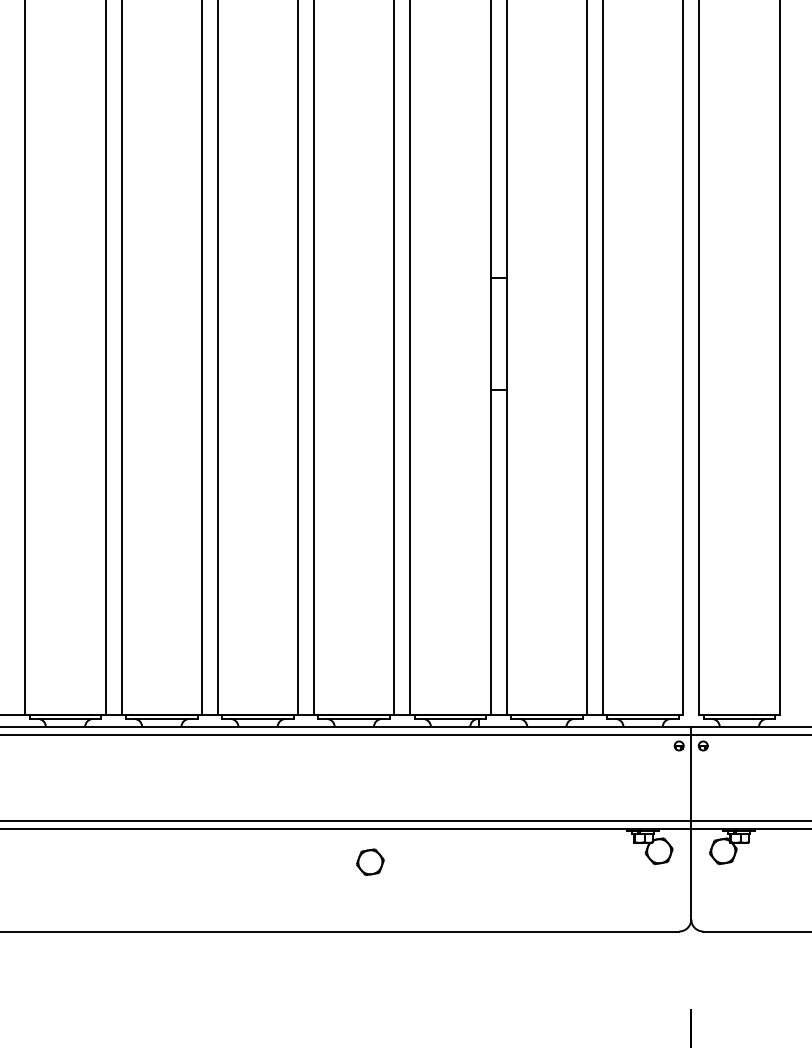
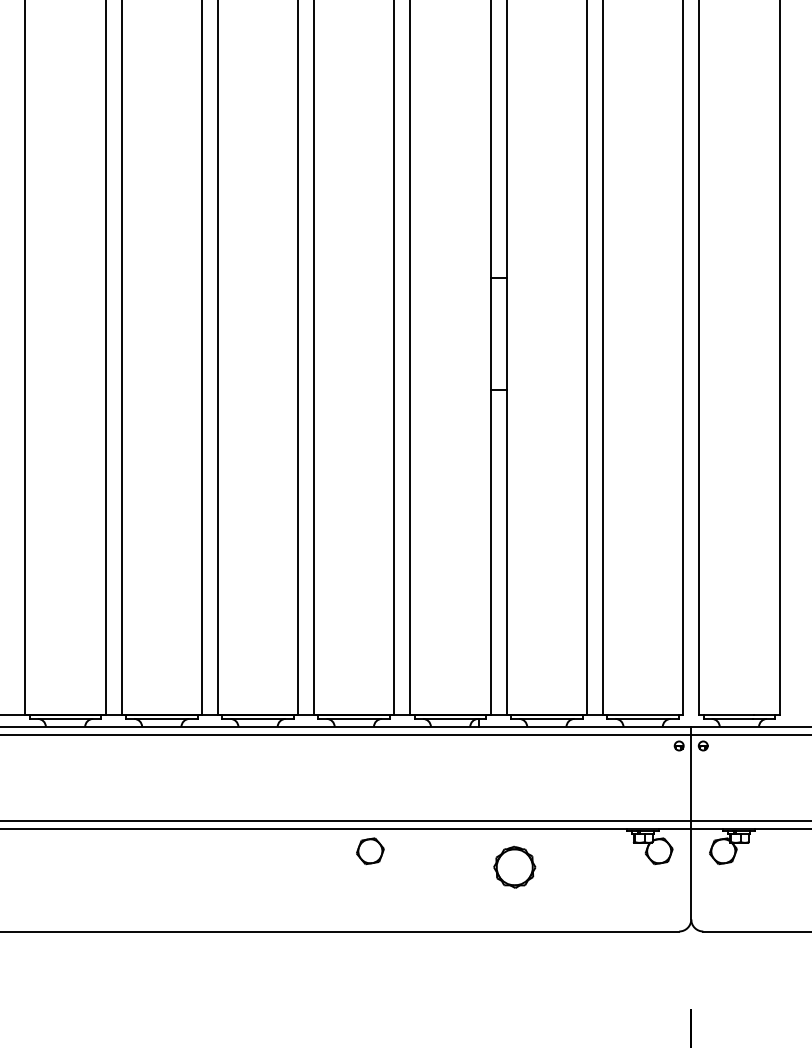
part position: (370, 862) -> (370, 851) (370, 851)
part: none -> present (514, 866)
